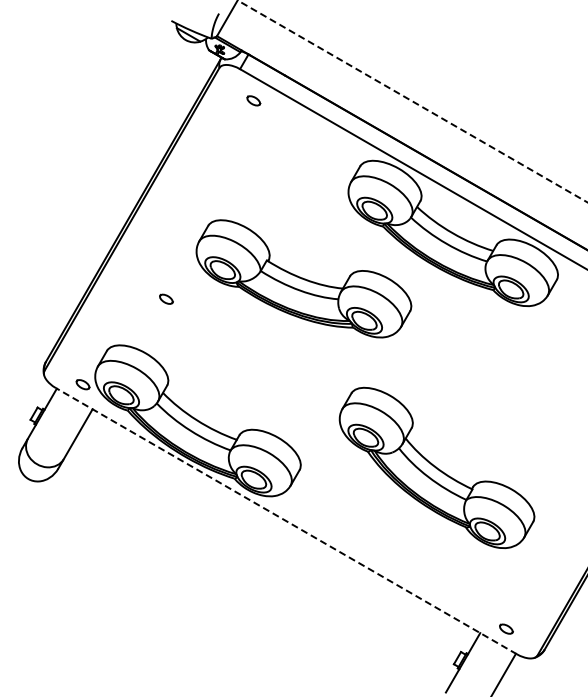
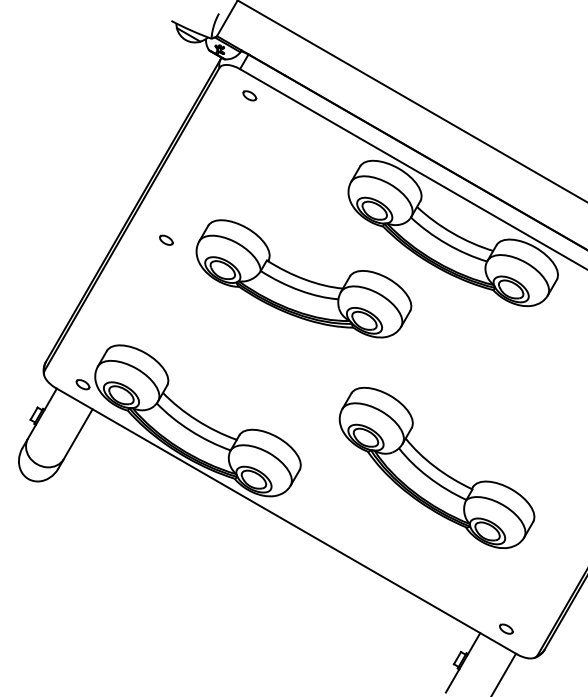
part position: (253, 100) -> (249, 95) (249, 95)
line: dashed -> solid (412, 101)
part position: (166, 298) -> (166, 239) (166, 239)
line: dashed -> solid (286, 520)
